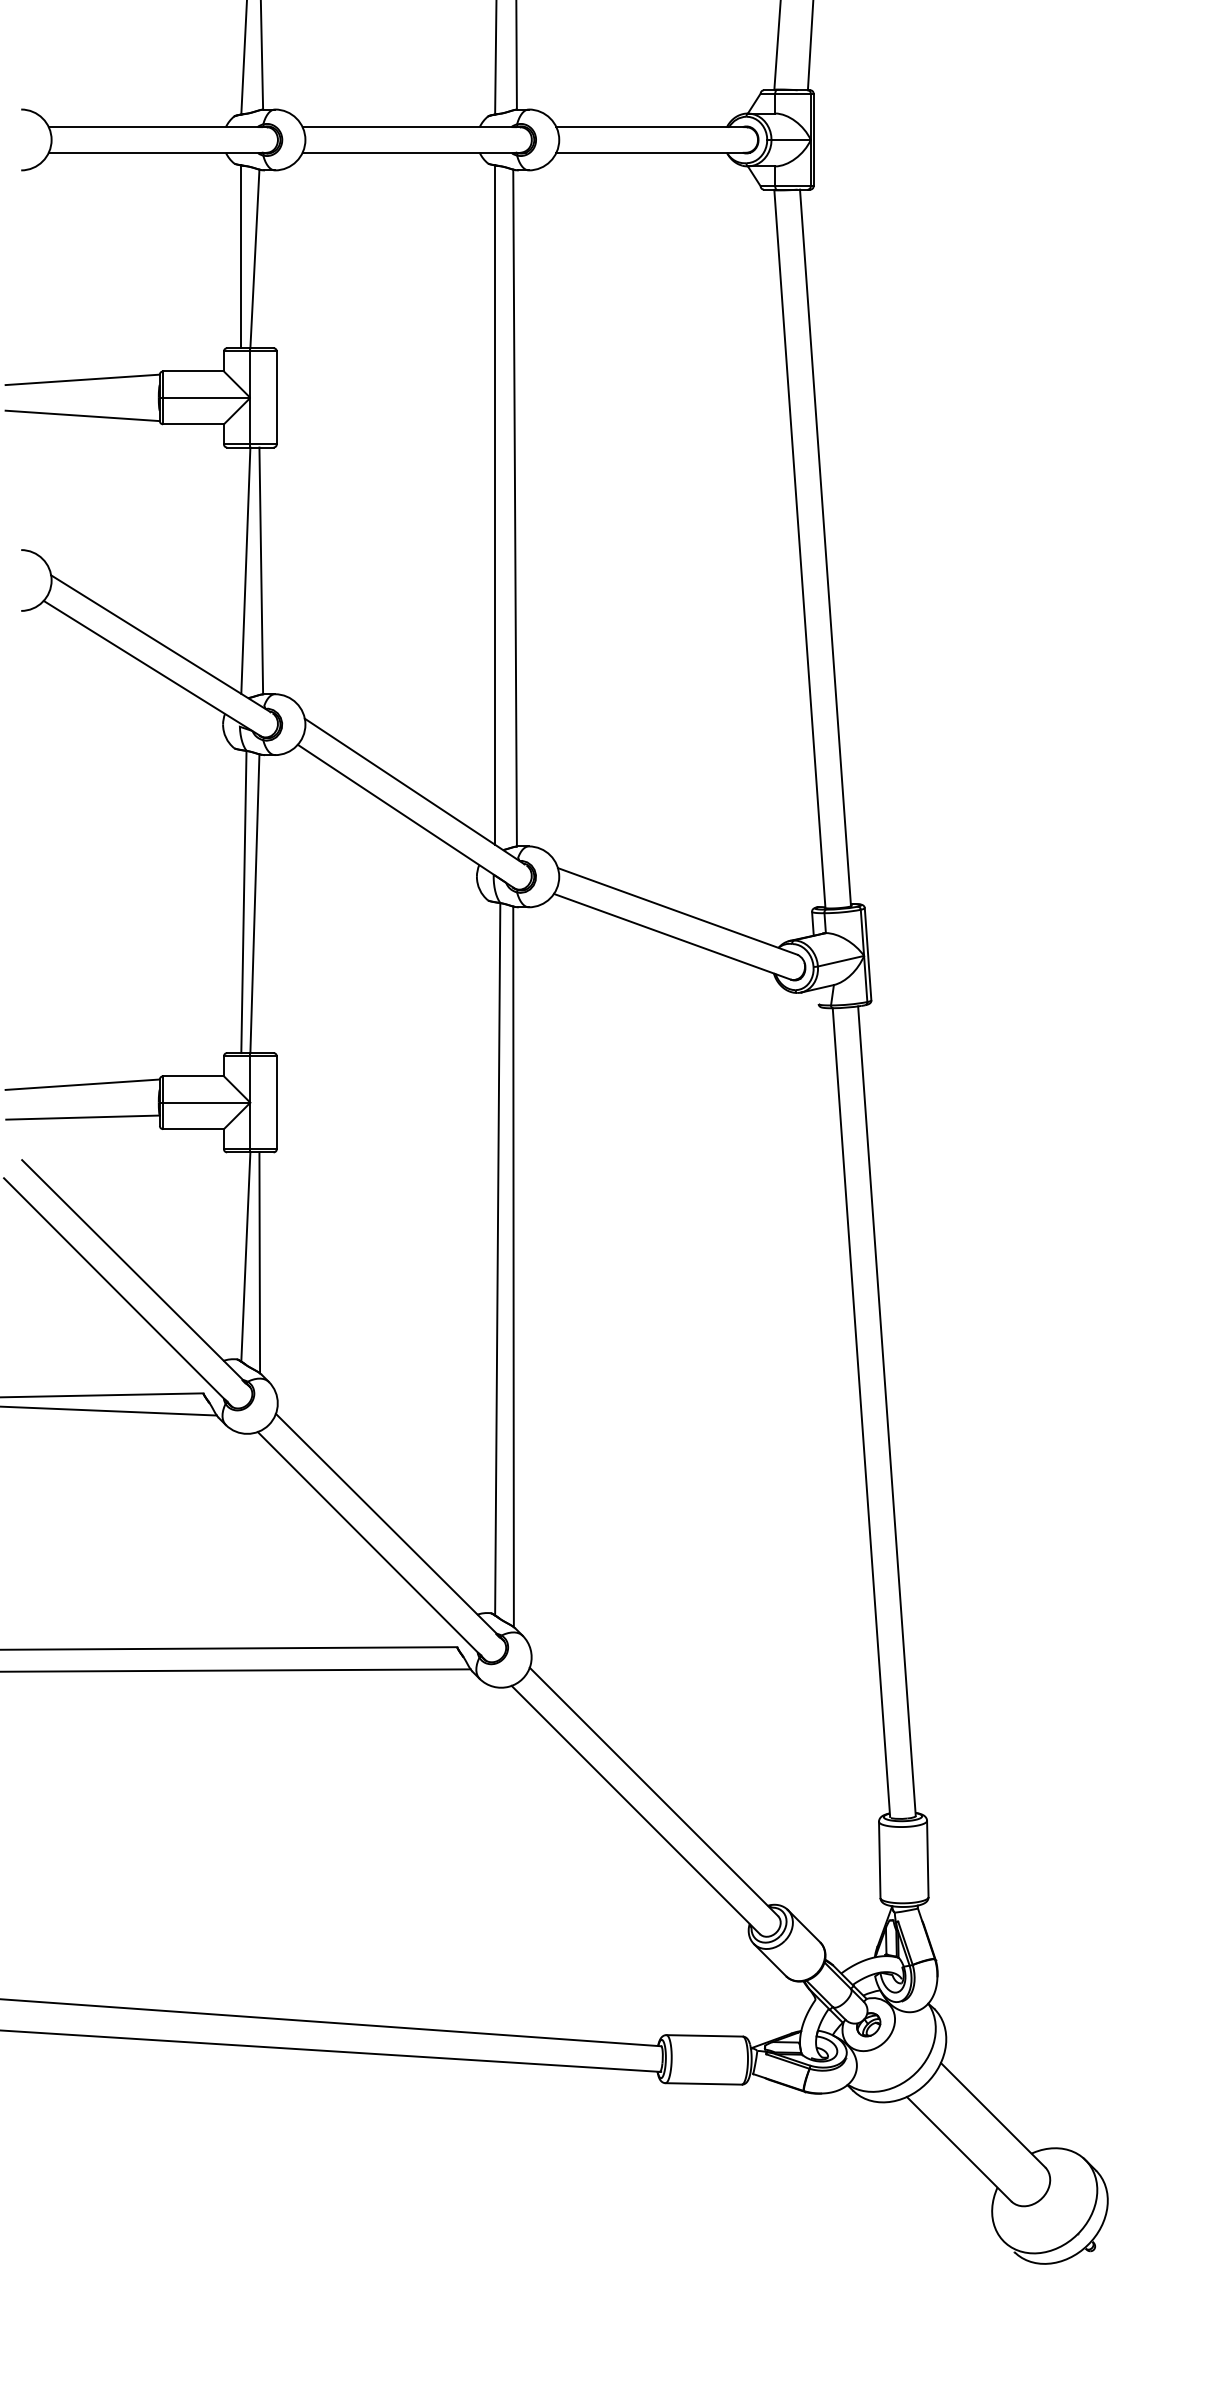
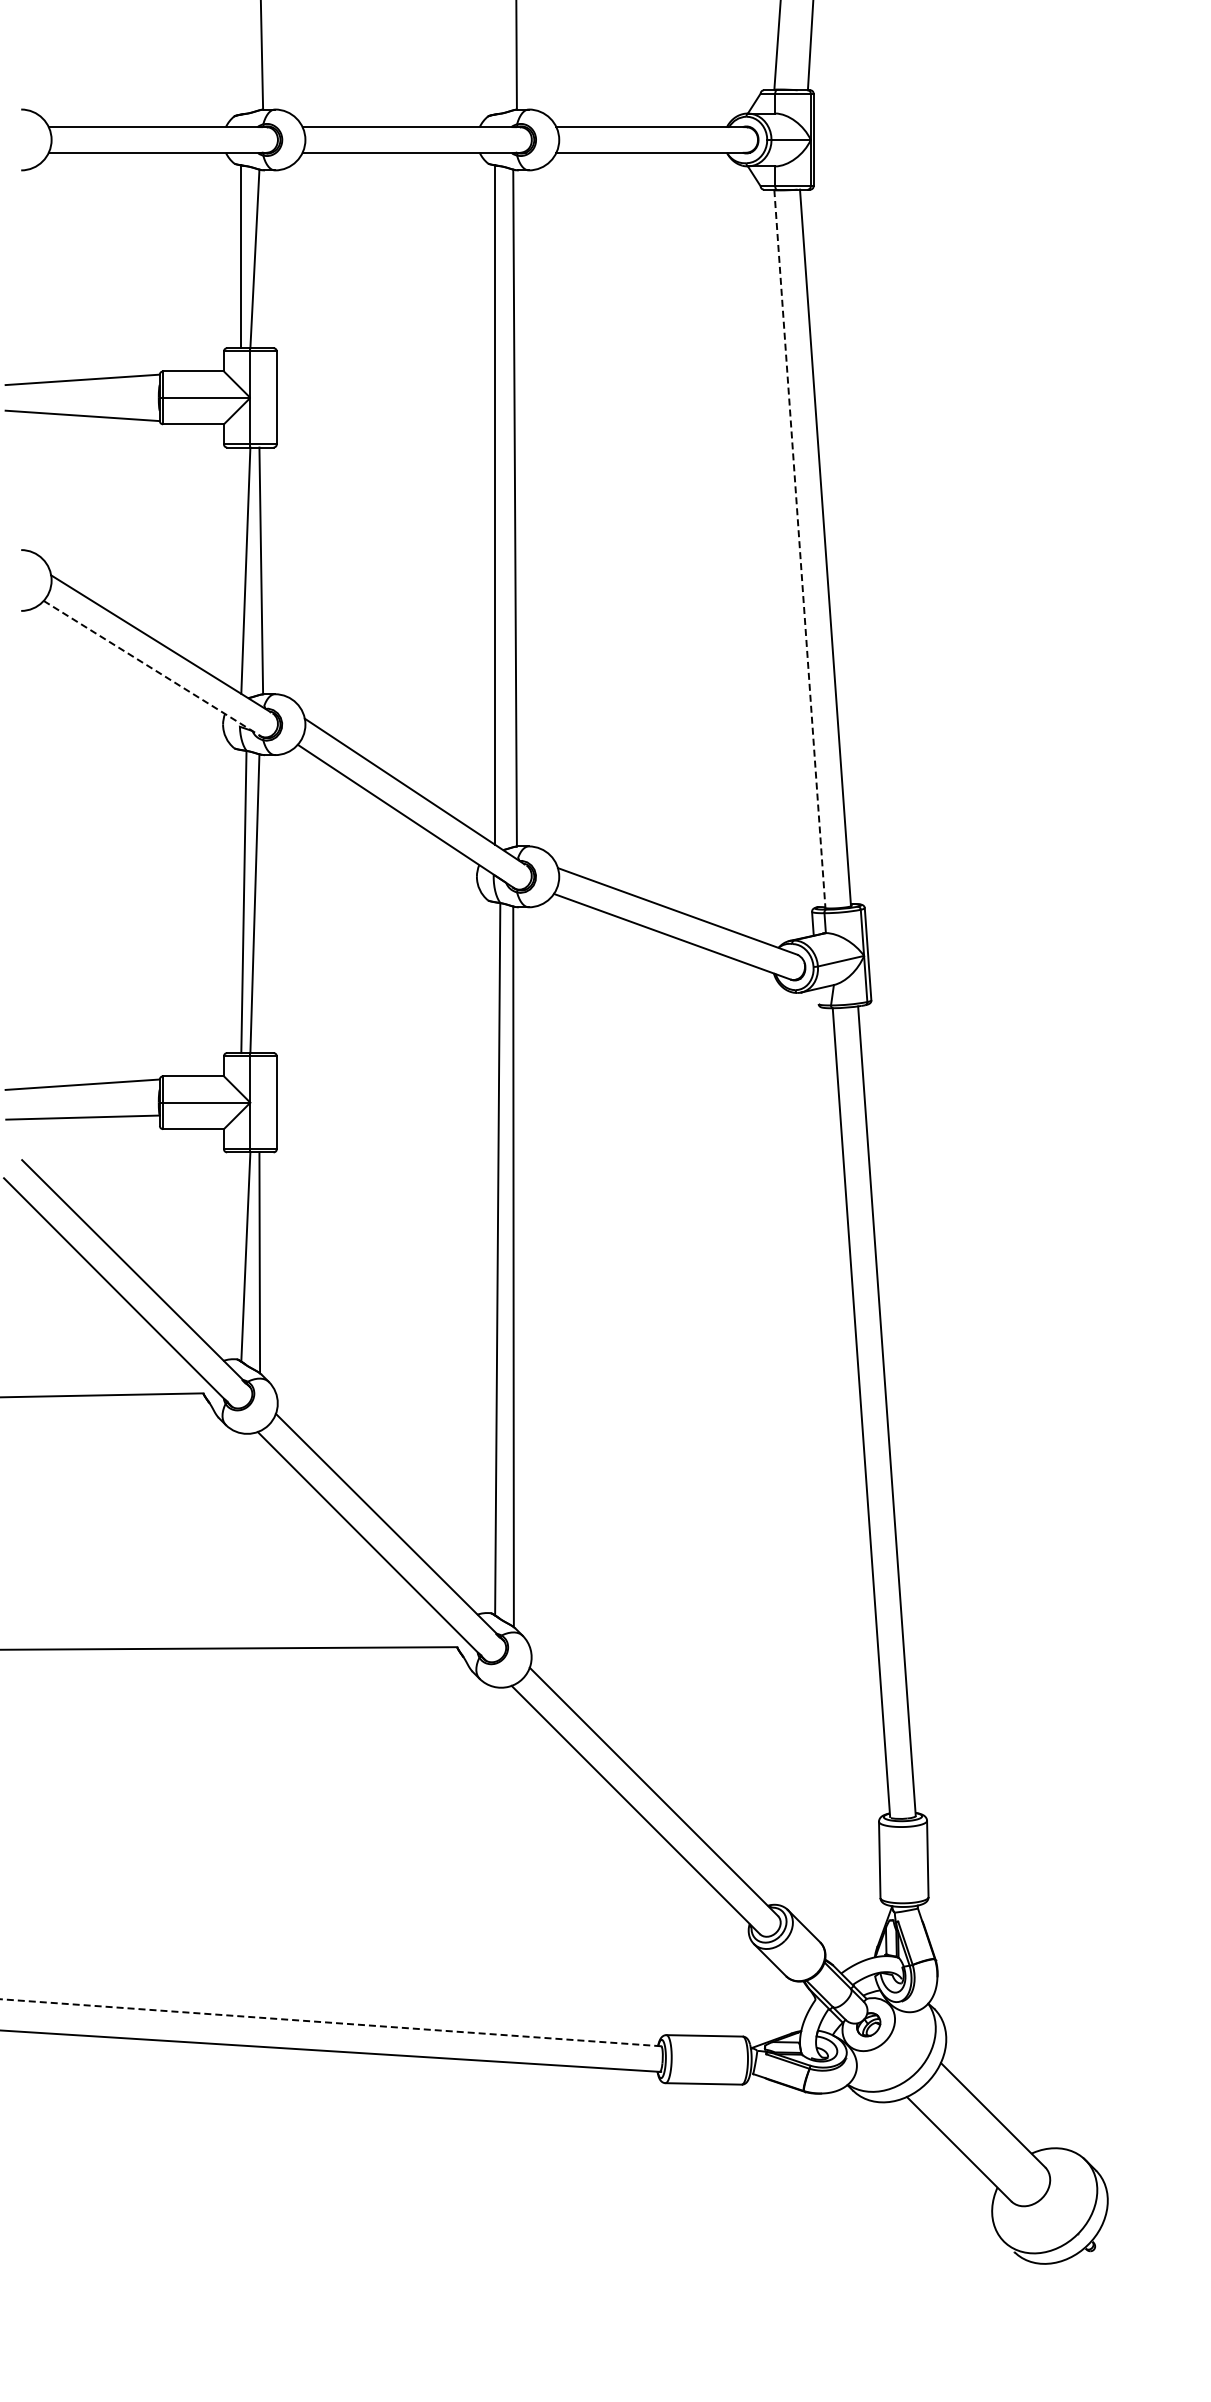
line: present -> none (243, 58)
line: present -> none (495, 58)
line: solid -> dashed (799, 549)
line: solid -> dashed (152, 668)
line: present -> none (109, 1410)
line: present -> none (236, 1670)
line: solid -> dashed (330, 2022)
